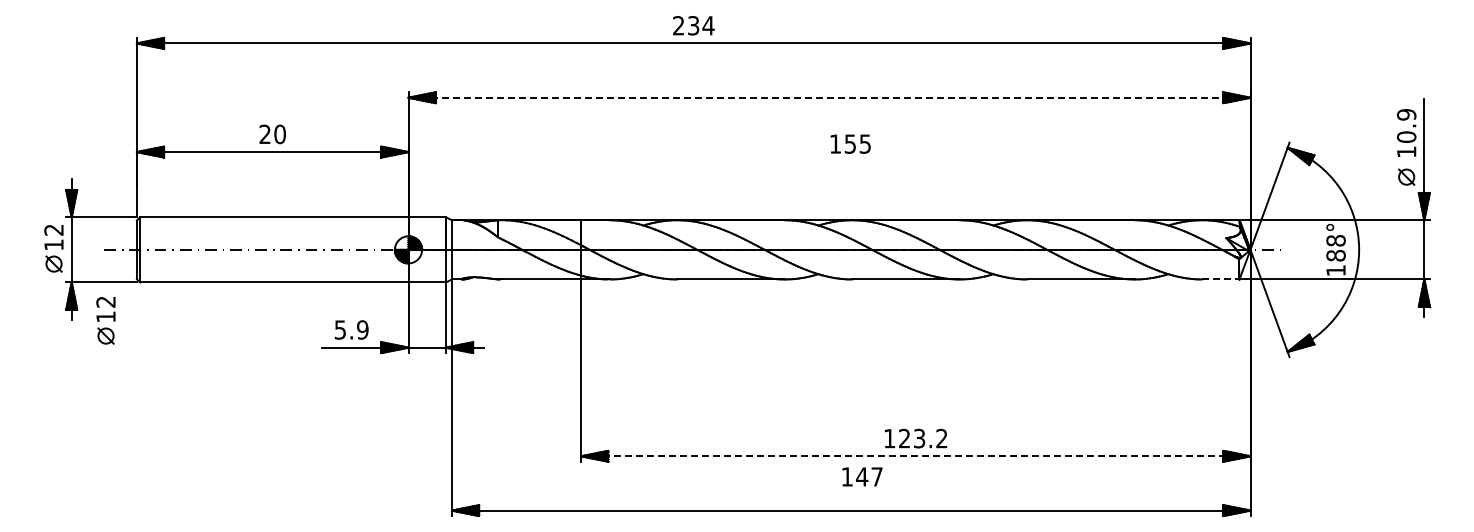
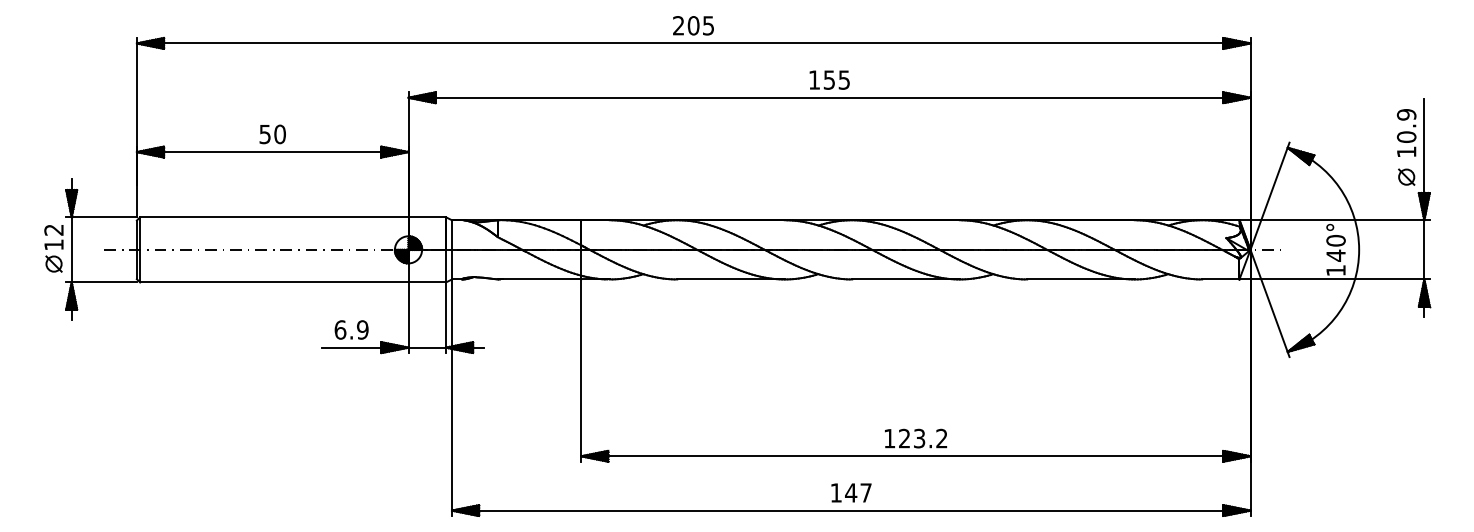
text: 234 -> 205 (700, 25)
line: dashed -> solid (829, 97)
text: 20 -> 50 (264, 134)
text position: (850, 143) -> (829, 79) (829, 79)
text: 188° -> 140° (1335, 248)
line: dashed -> solid (1220, 279)
part: present -> none (105, 320)
text: 5.9 -> 6.9 (340, 329)
line: dashed -> solid (915, 456)
text position: (862, 476) -> (851, 492) (851, 492)
